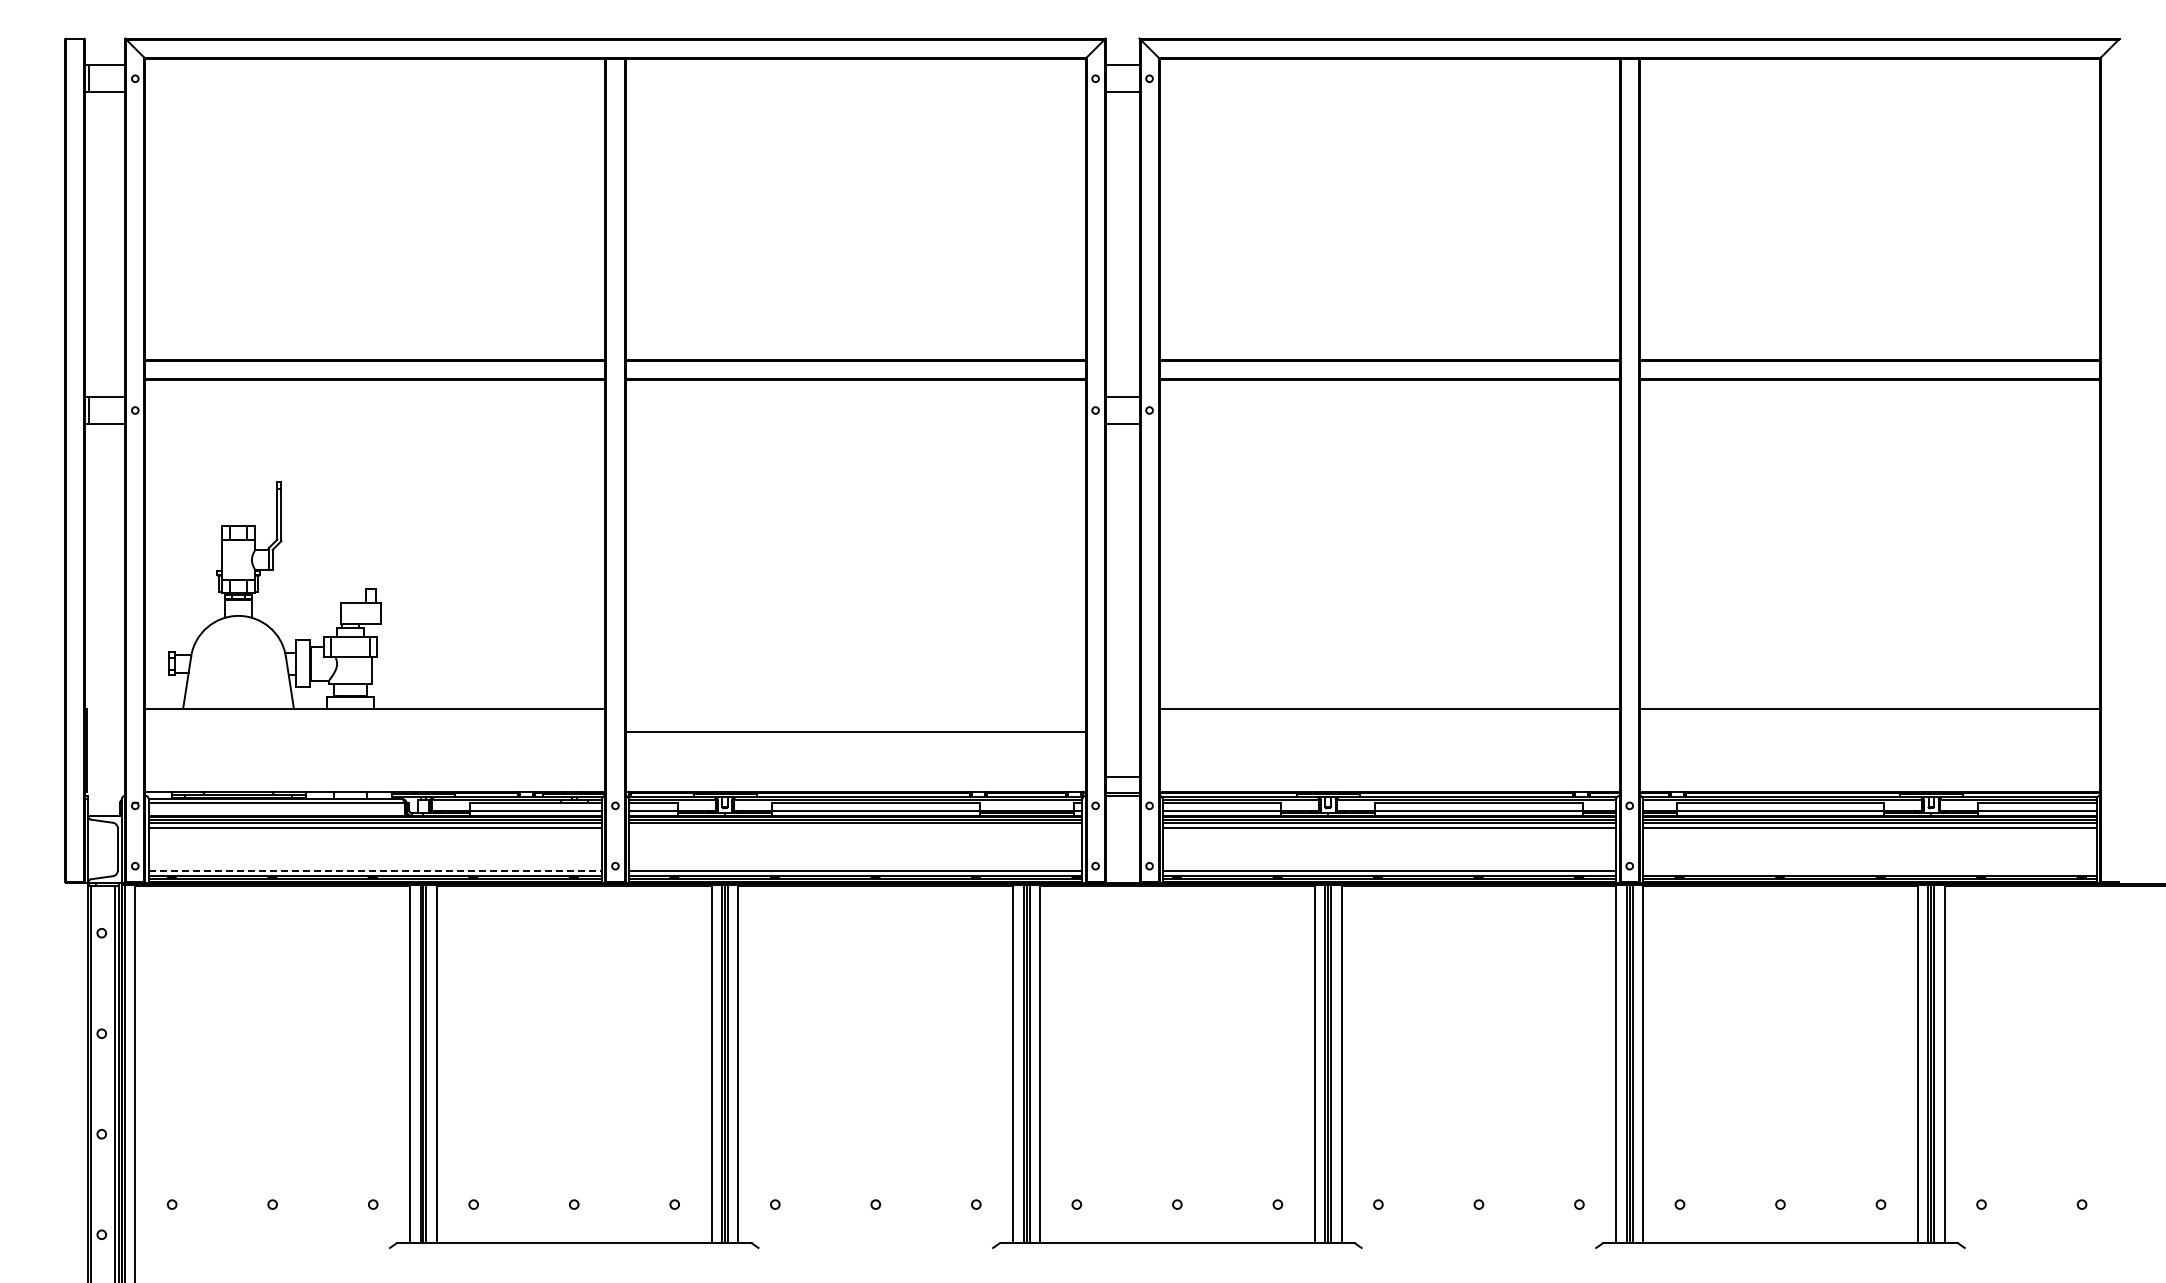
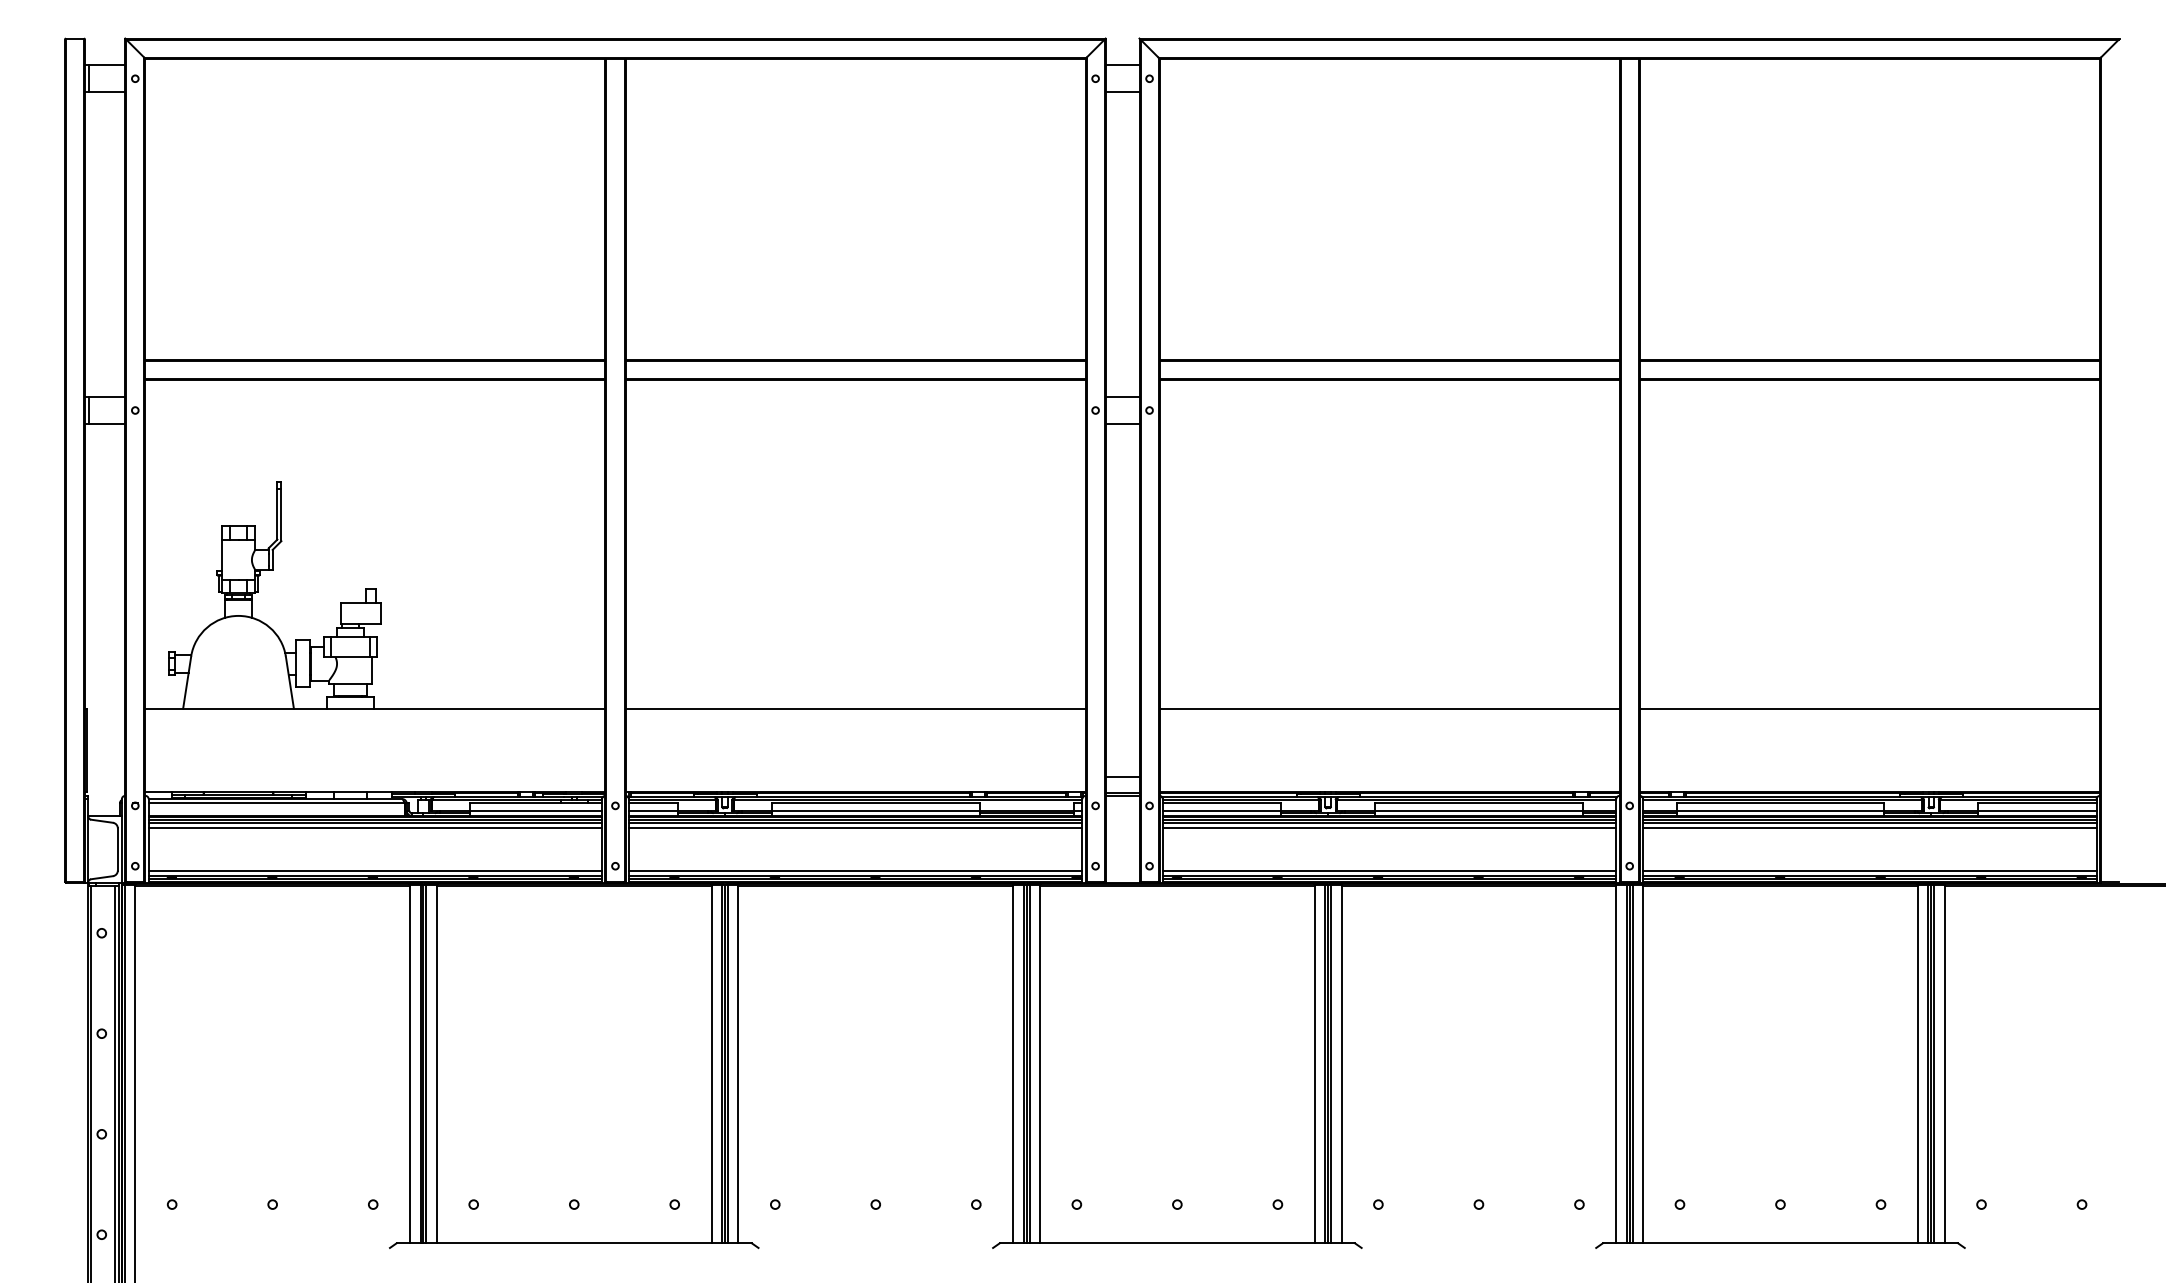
line position: (855, 731) -> (855, 708) (855, 708)
line: none -> present (855, 828)
line: dashed -> solid (375, 870)
line: none -> present (1869, 870)
